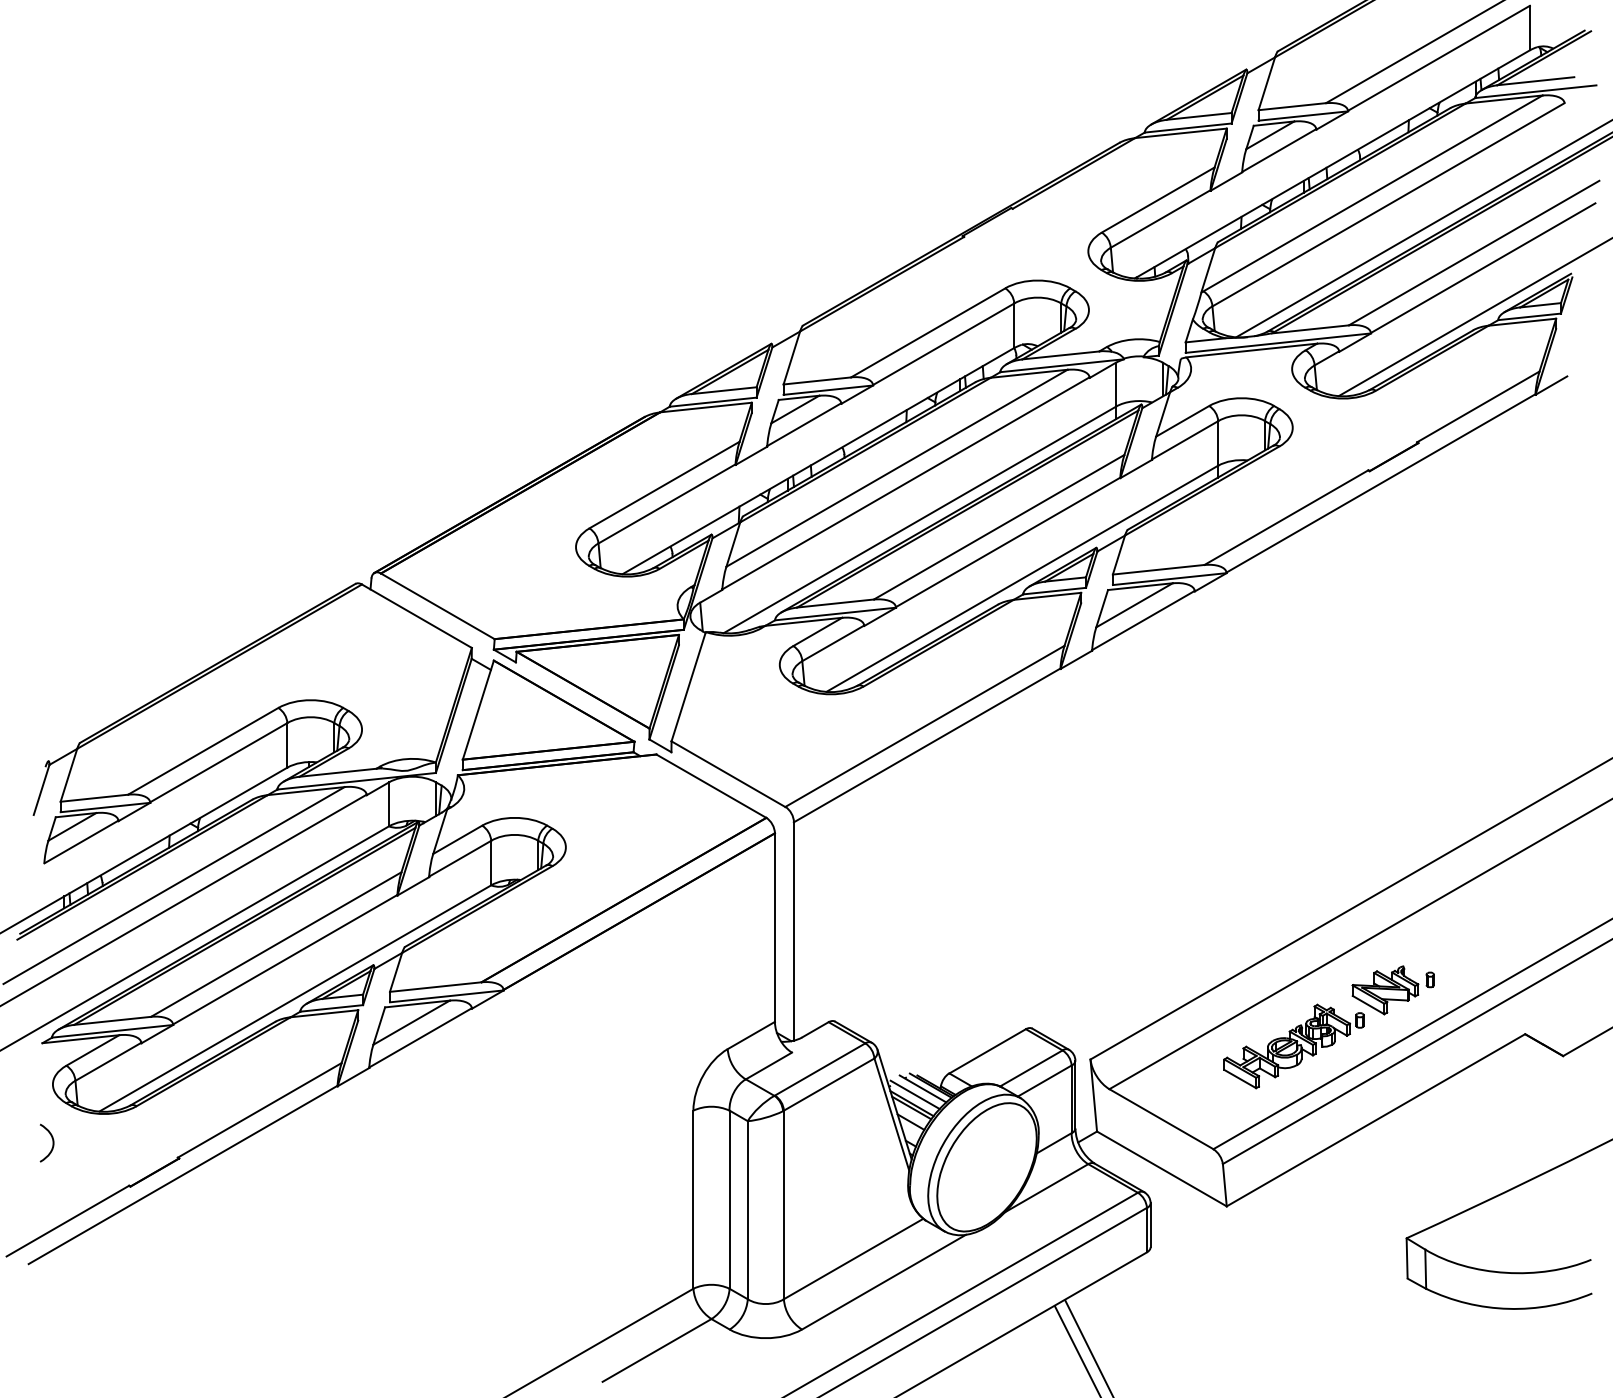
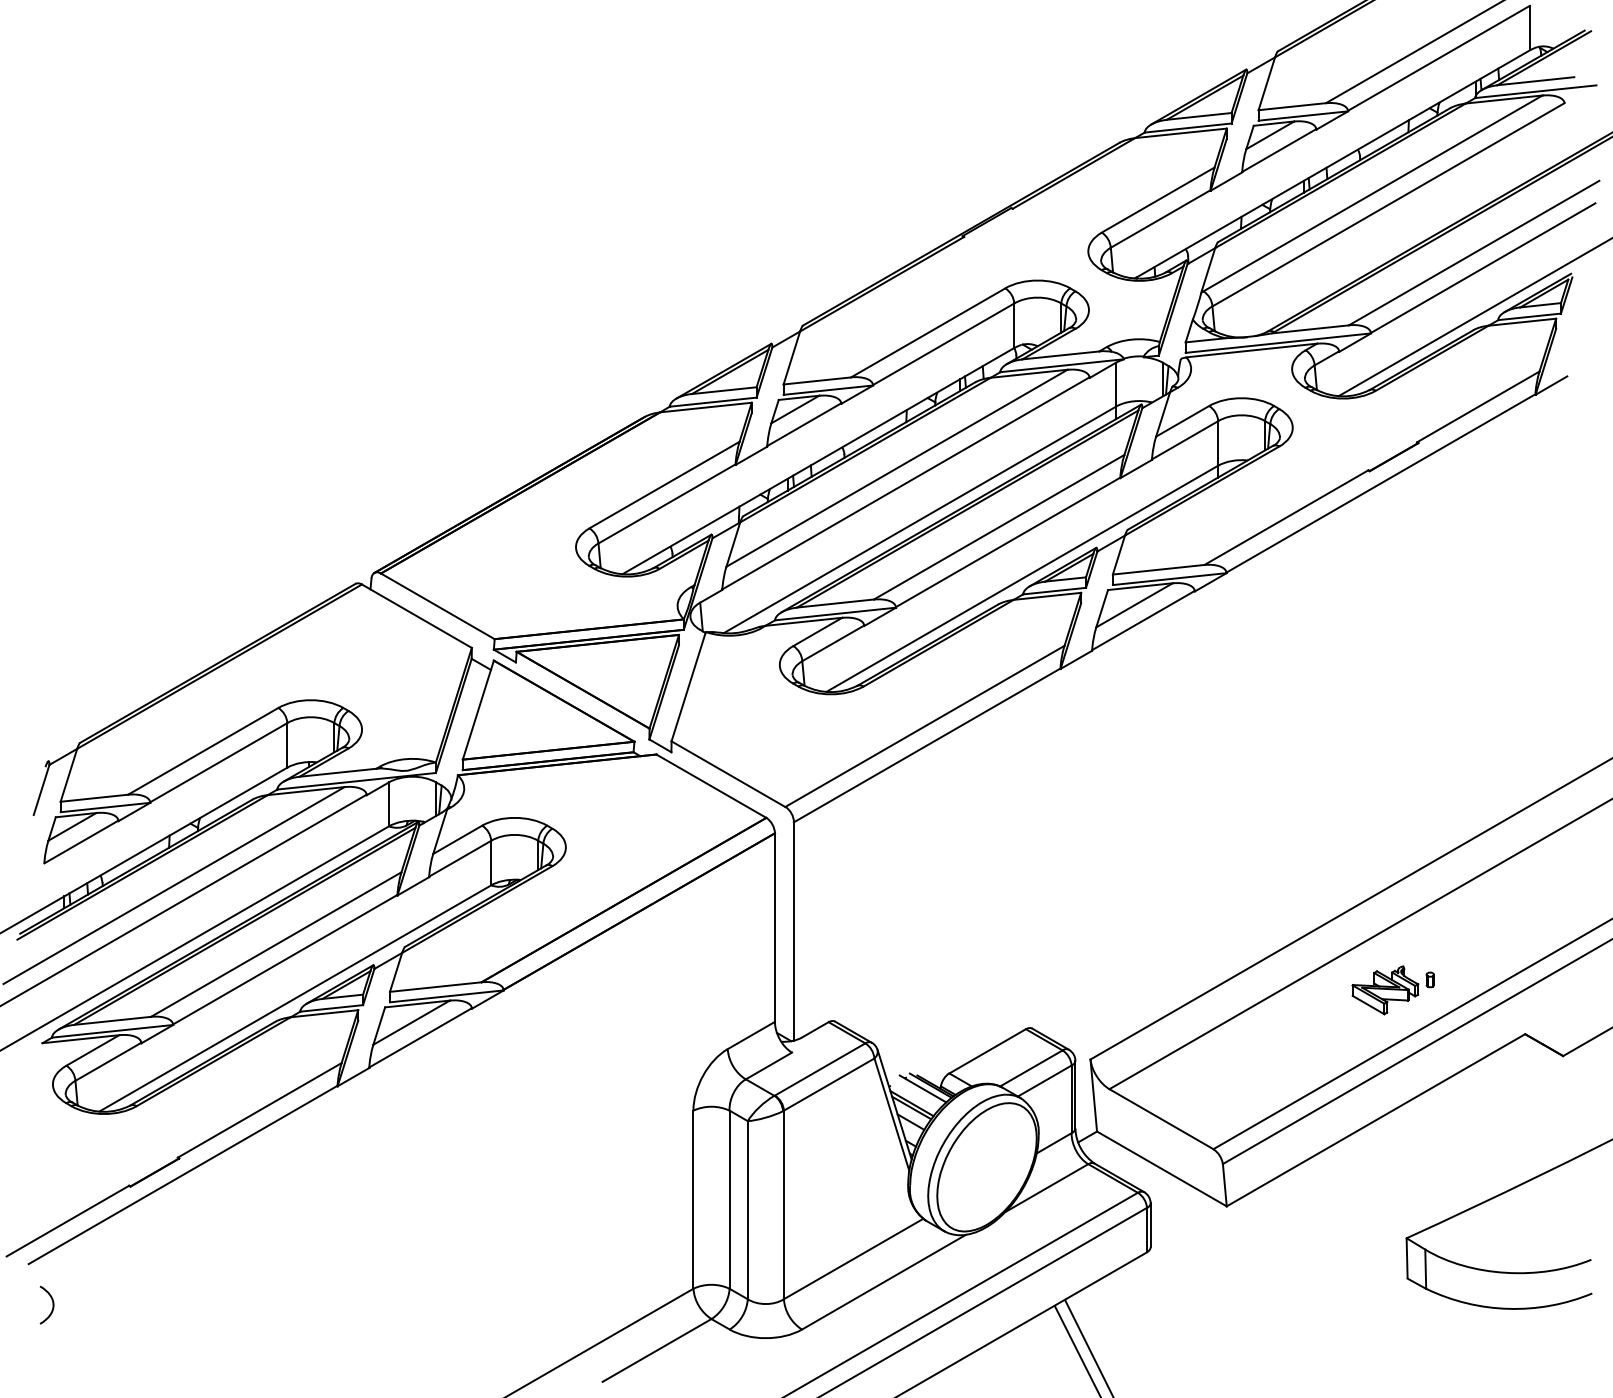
line: present -> none (1422, 229)
part: present -> none (1293, 1046)
line: present -> none (914, 1094)
curve position: (52, 1142) -> (52, 1304) (52, 1304)
